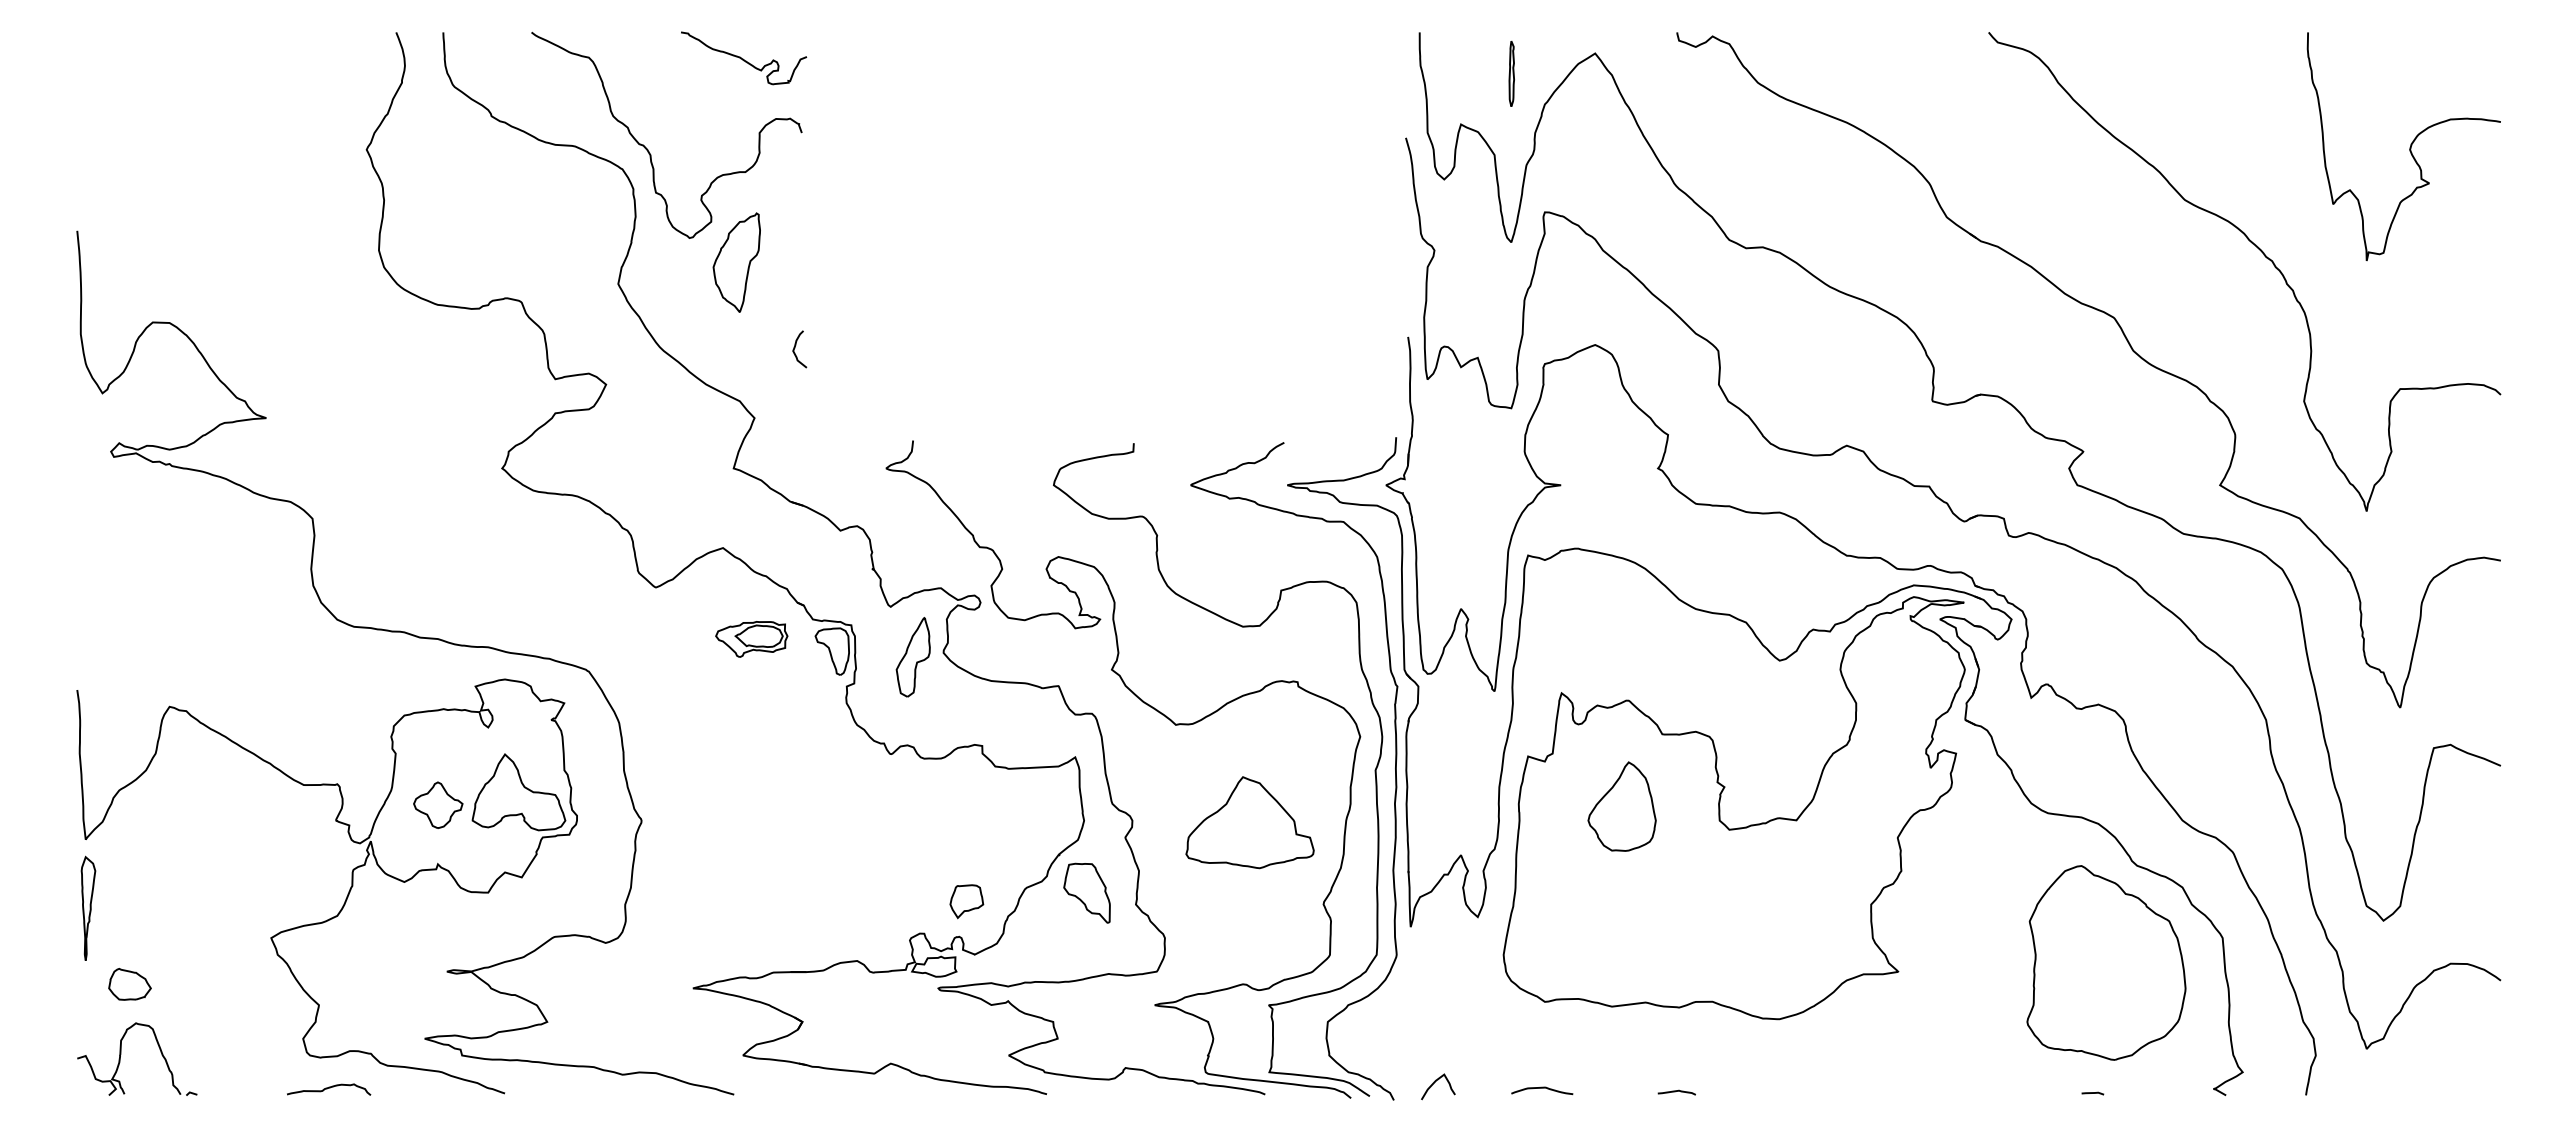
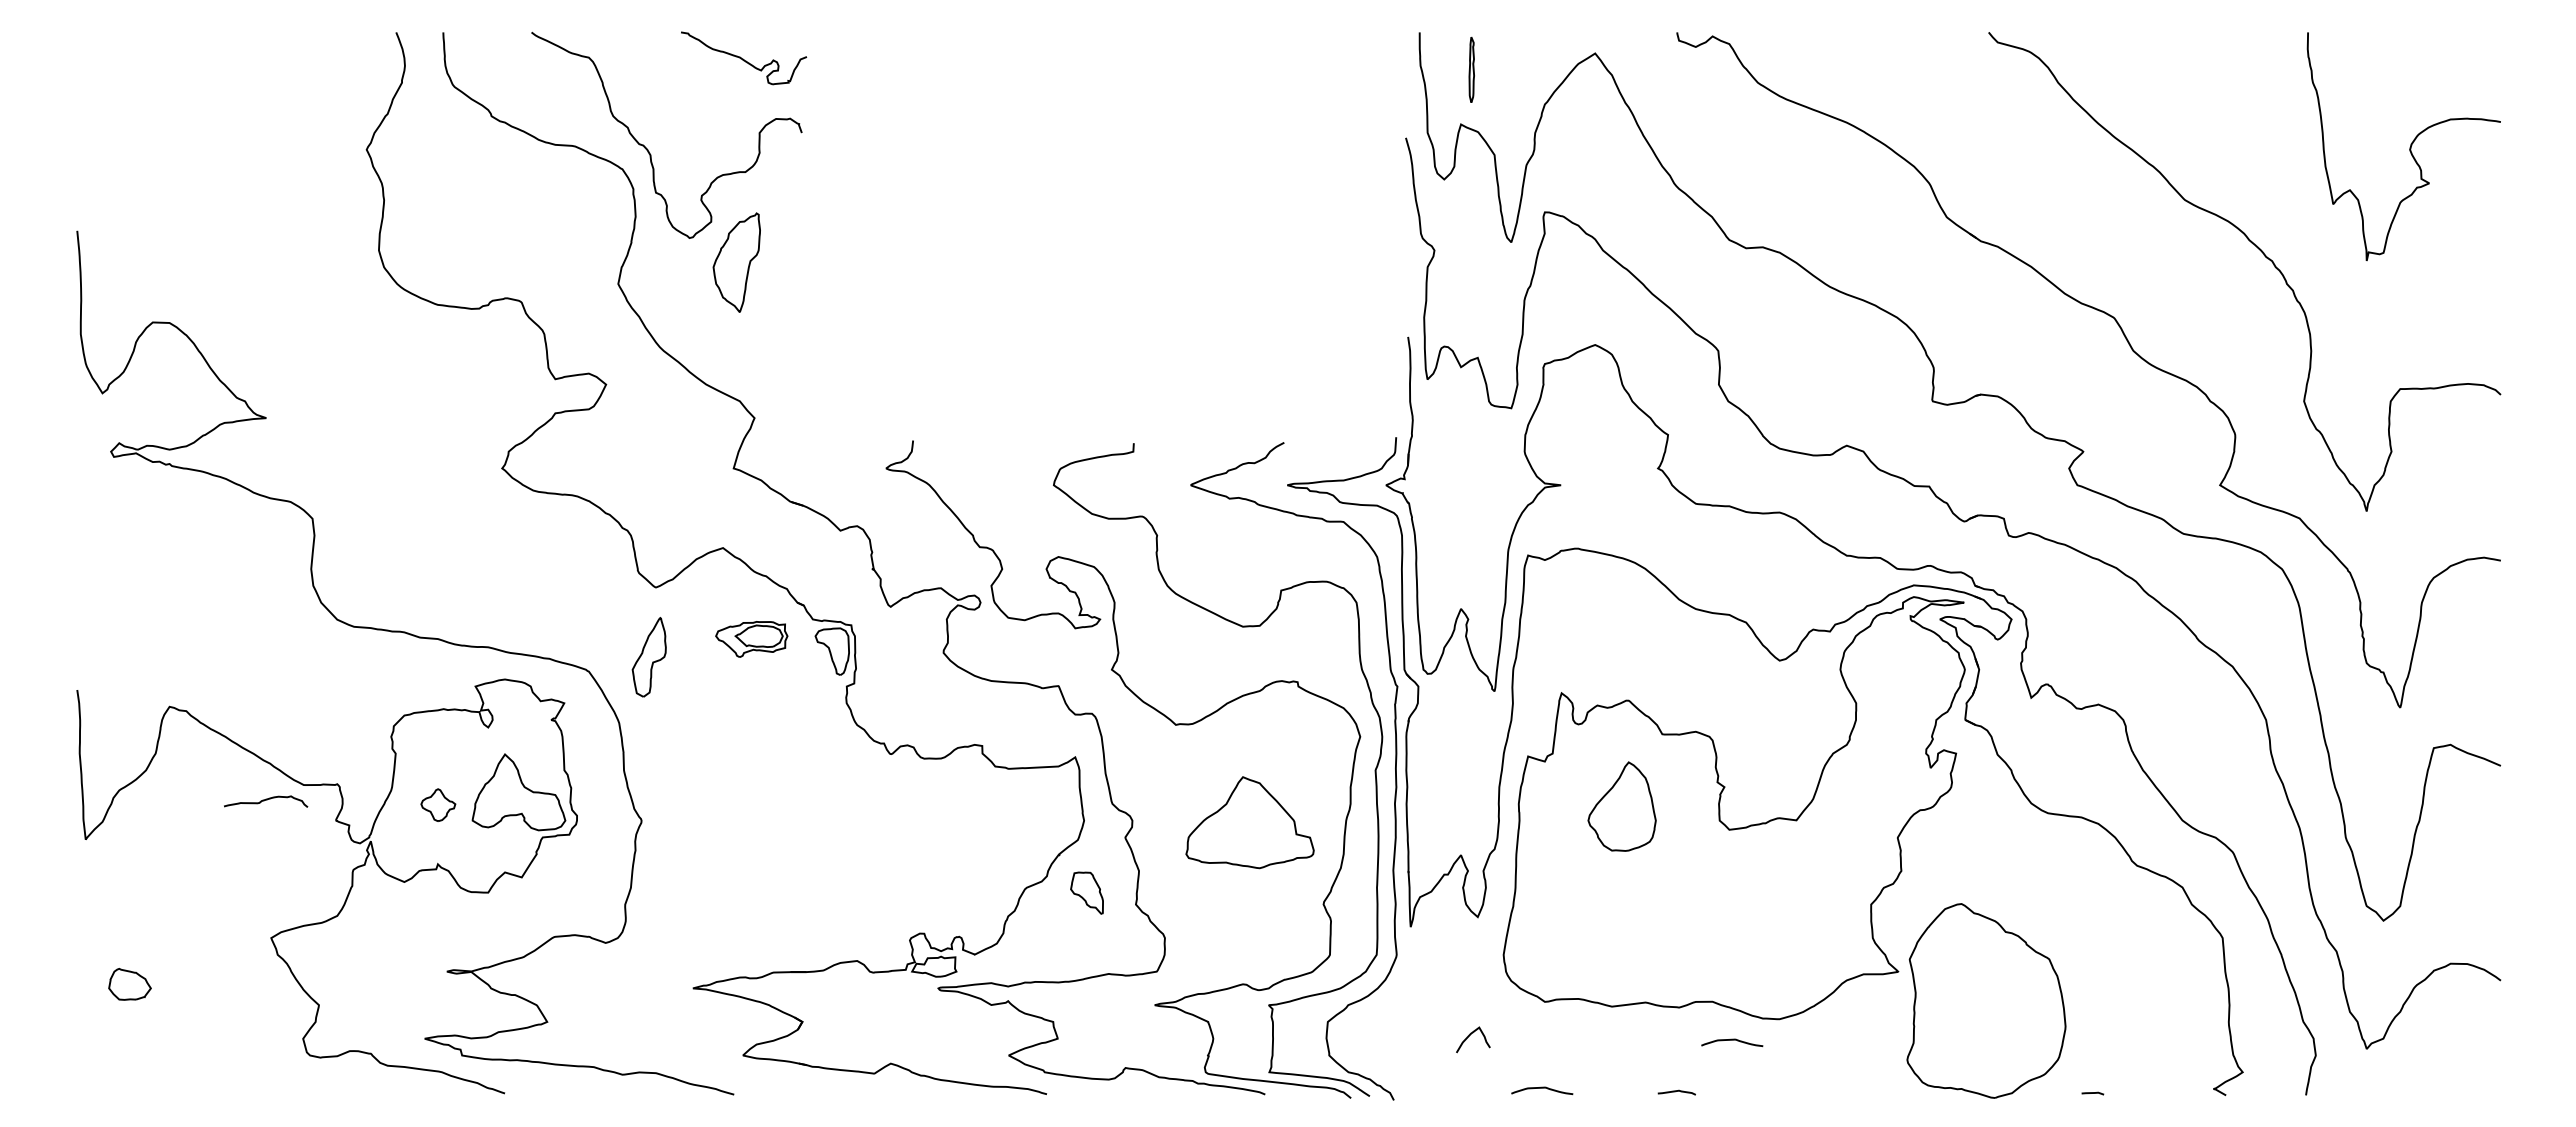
part position: (1511, 73) -> (1471, 69) (1471, 69)
curve: present -> none (795, 348)
part position: (912, 657) -> (648, 657) (648, 657)
part size: 51x48 px -> 37x34 px (438, 804)
part size: 48x62 px -> 34x44 px (1086, 892)
part: present -> none (966, 901)
part: present -> none (88, 907)
part position: (2106, 962) -> (1986, 1000) (1986, 1000)
curve: none -> present (1732, 1040)
part: present -> none (121, 1054)
curve position: (1435, 1082) -> (1470, 1035) (1470, 1035)
curve position: (329, 1088) -> (266, 800) (266, 800)
